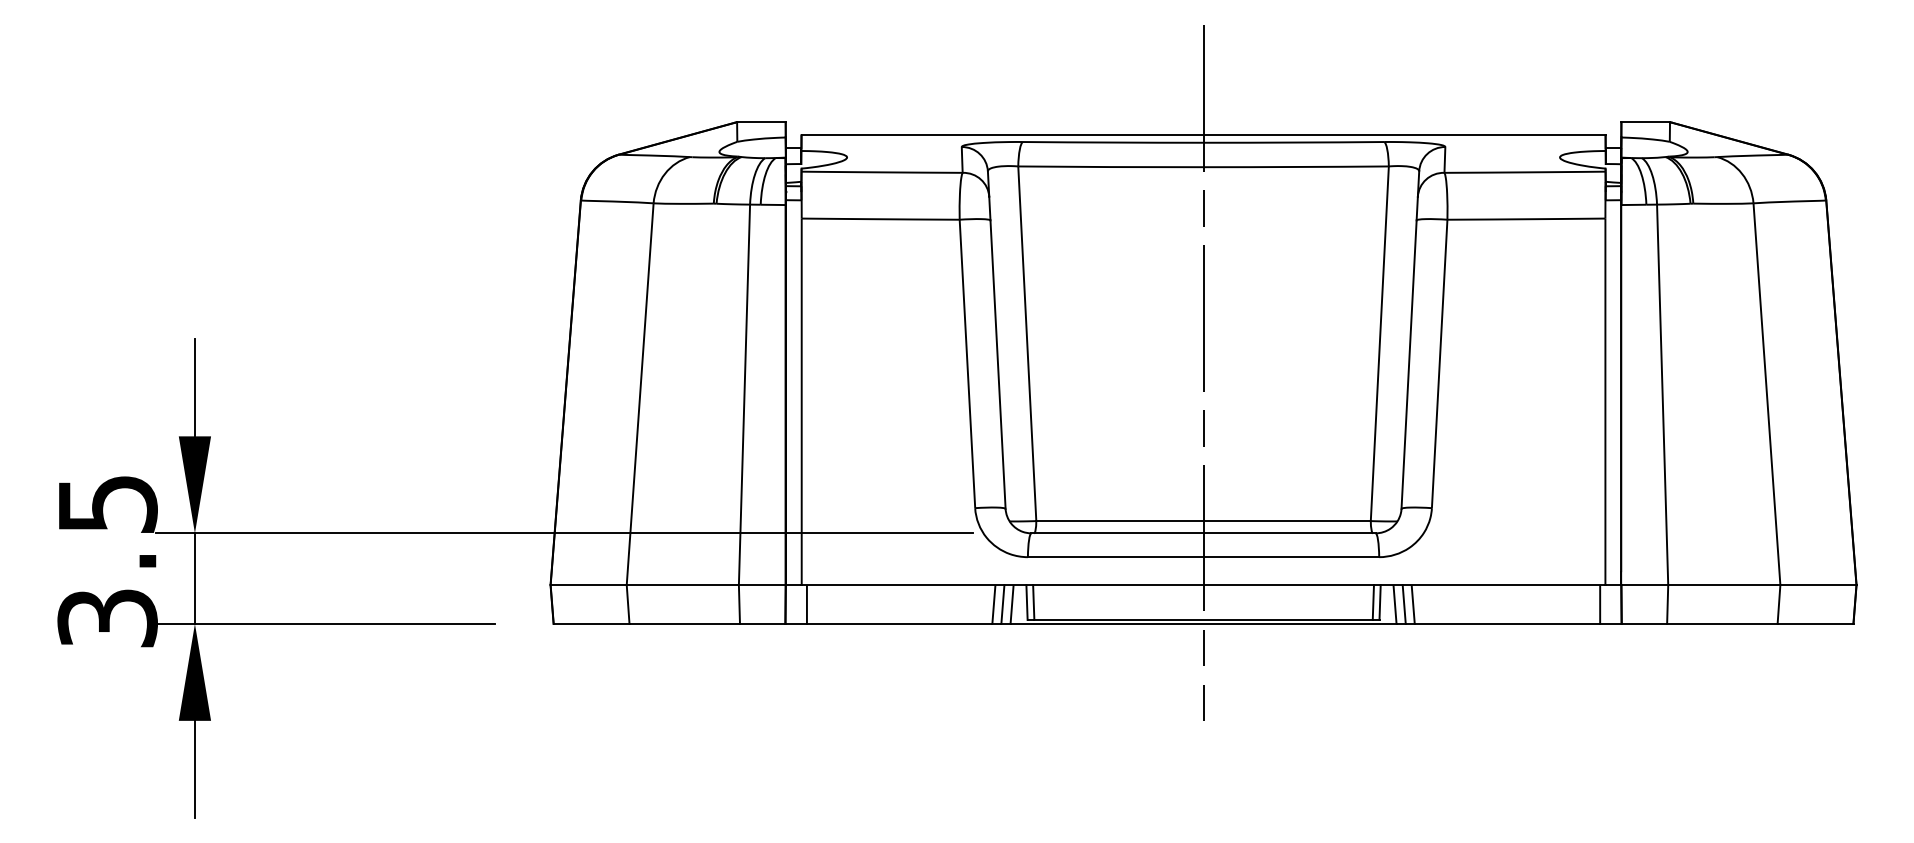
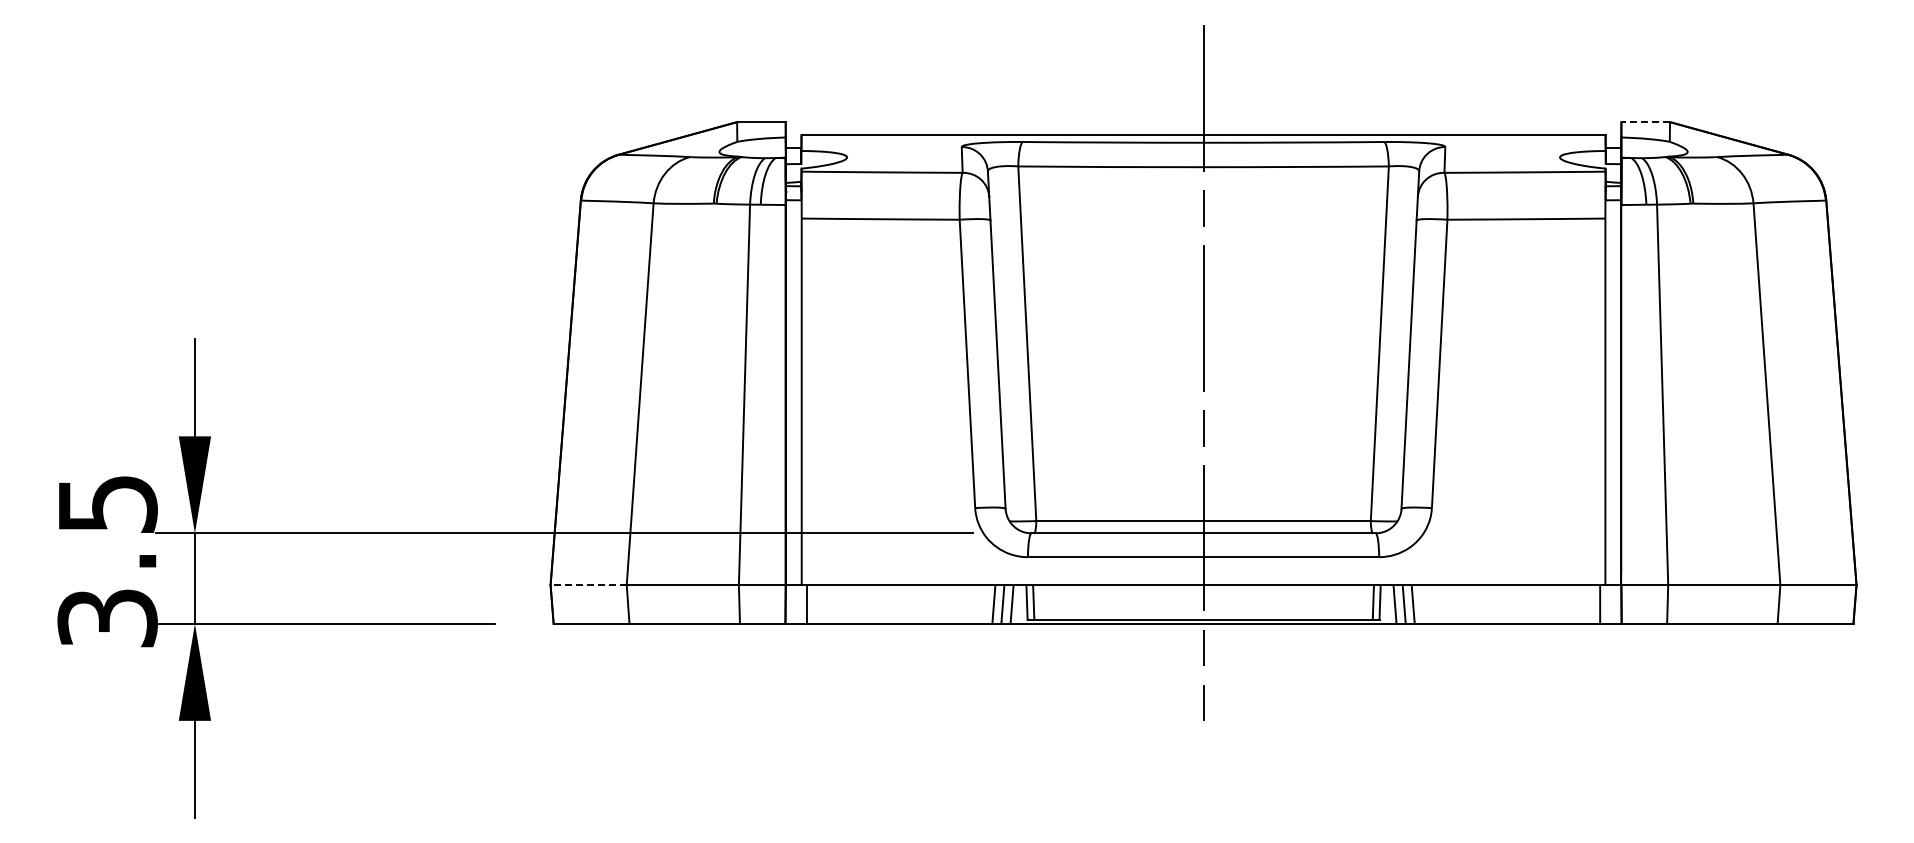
line: solid -> dashed (1645, 122)
line: solid -> dashed (588, 585)
